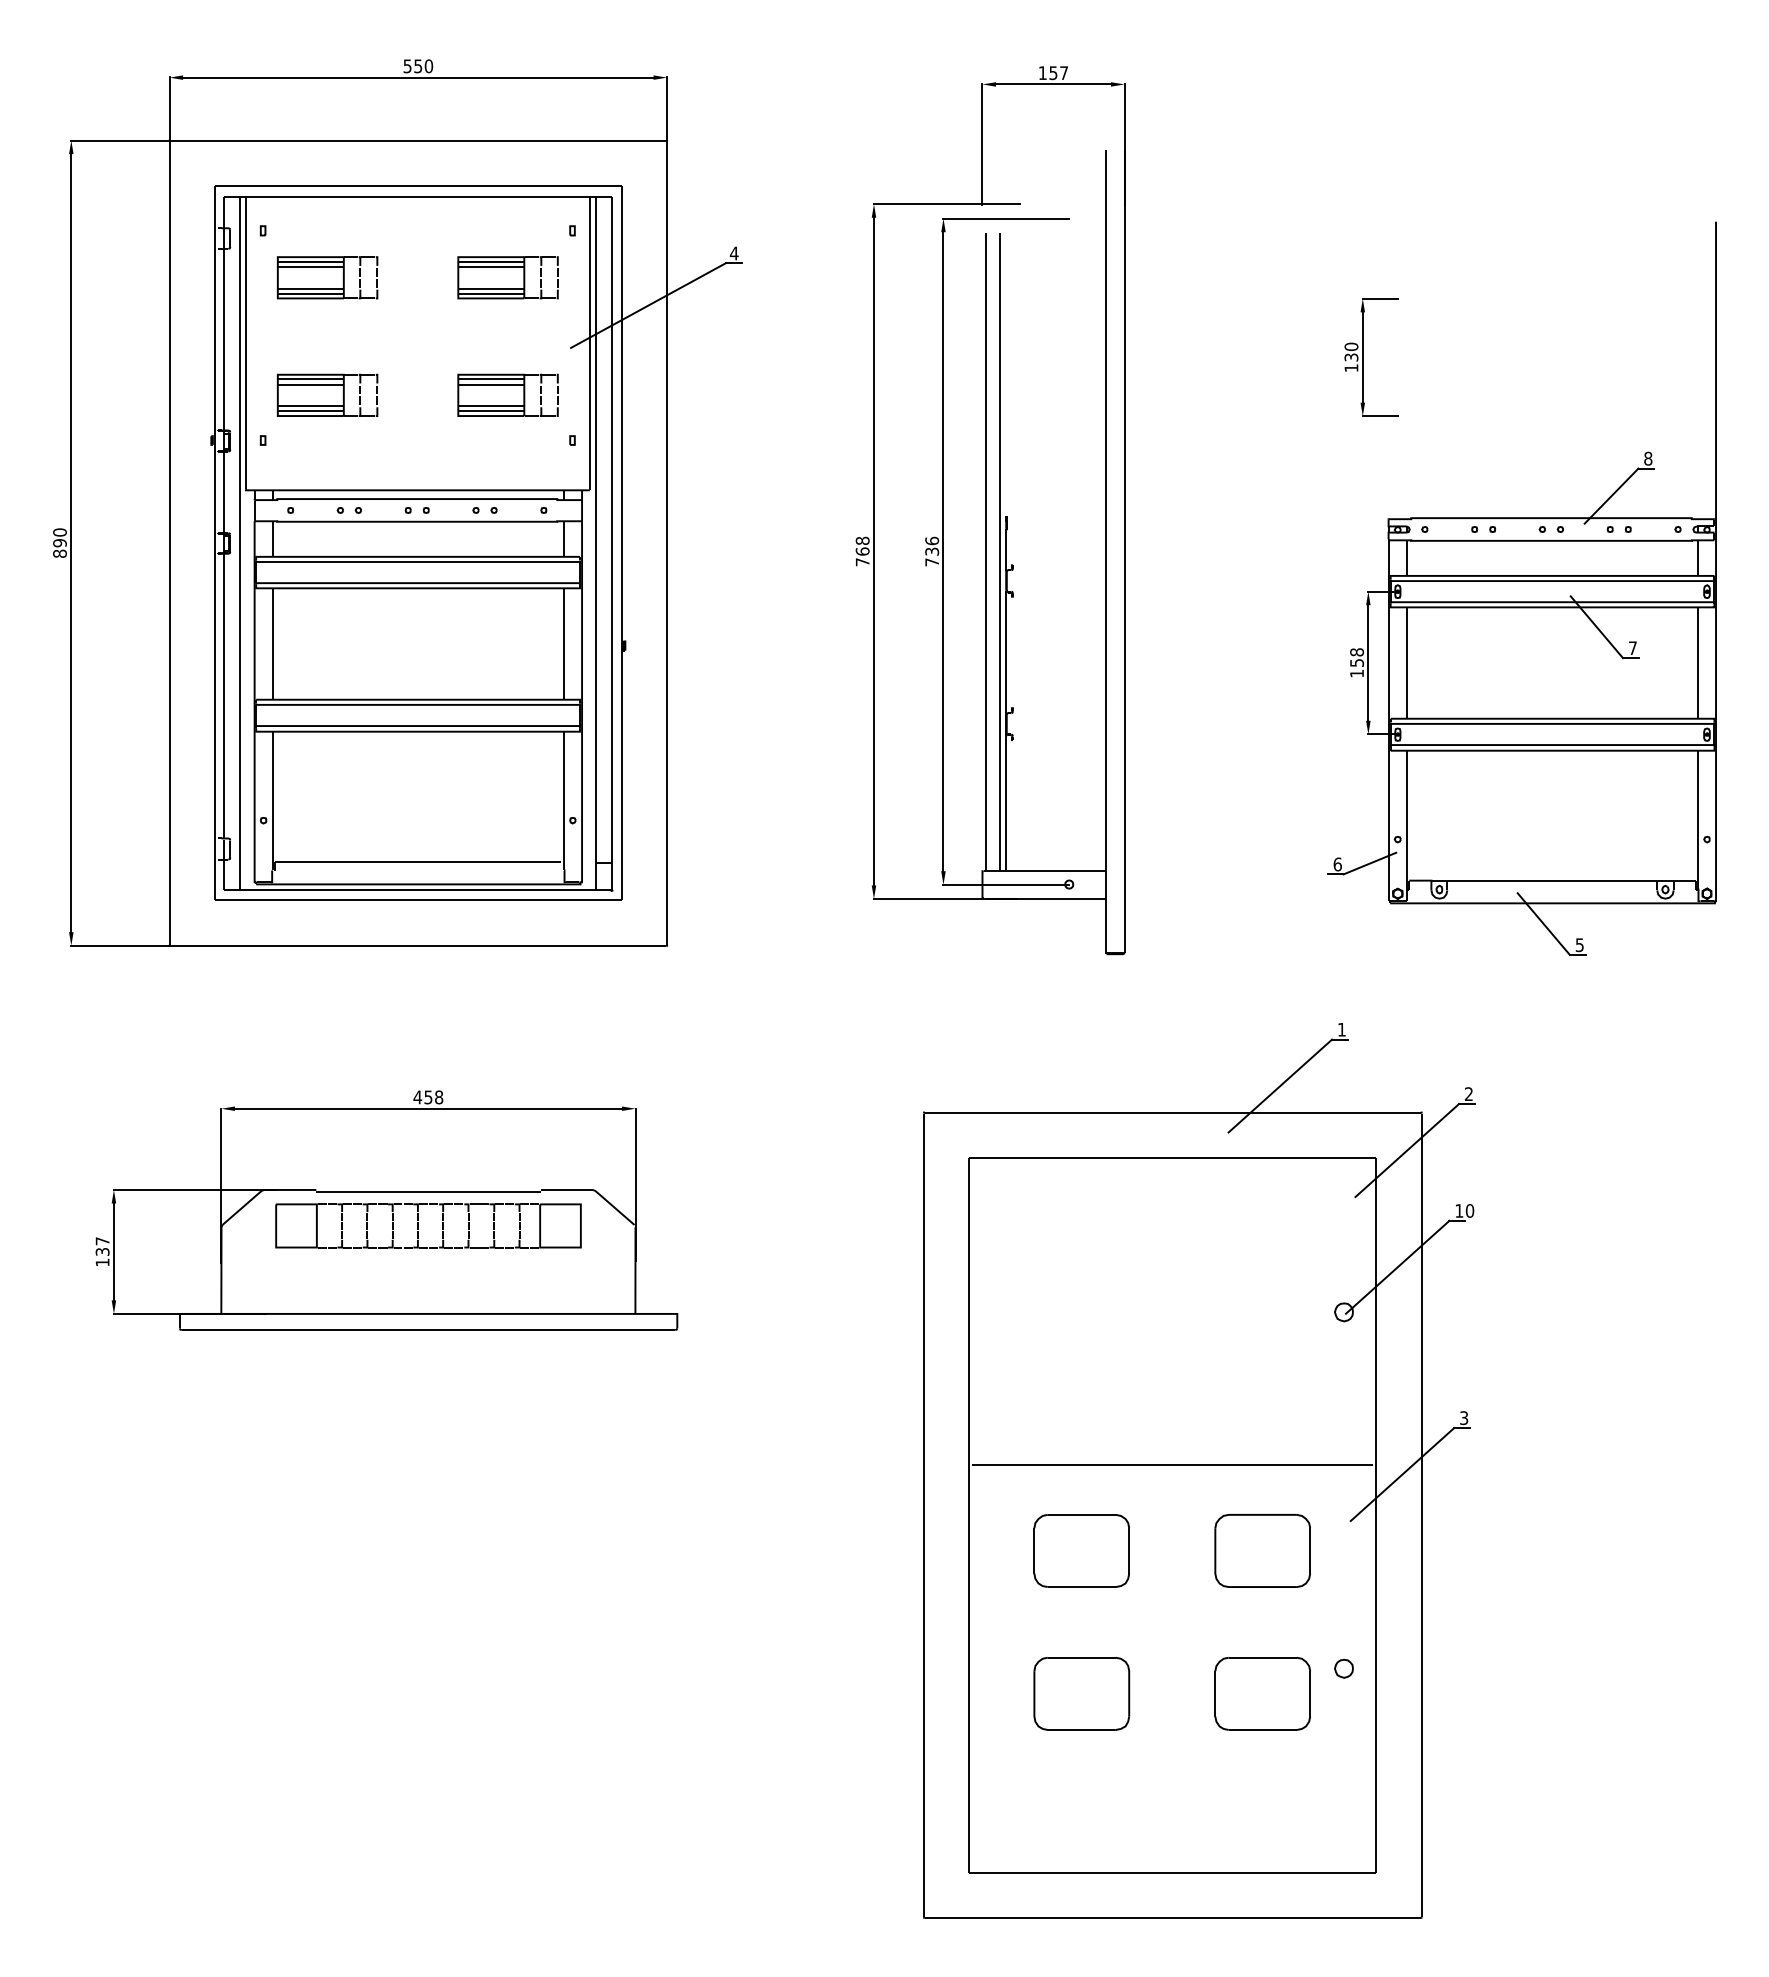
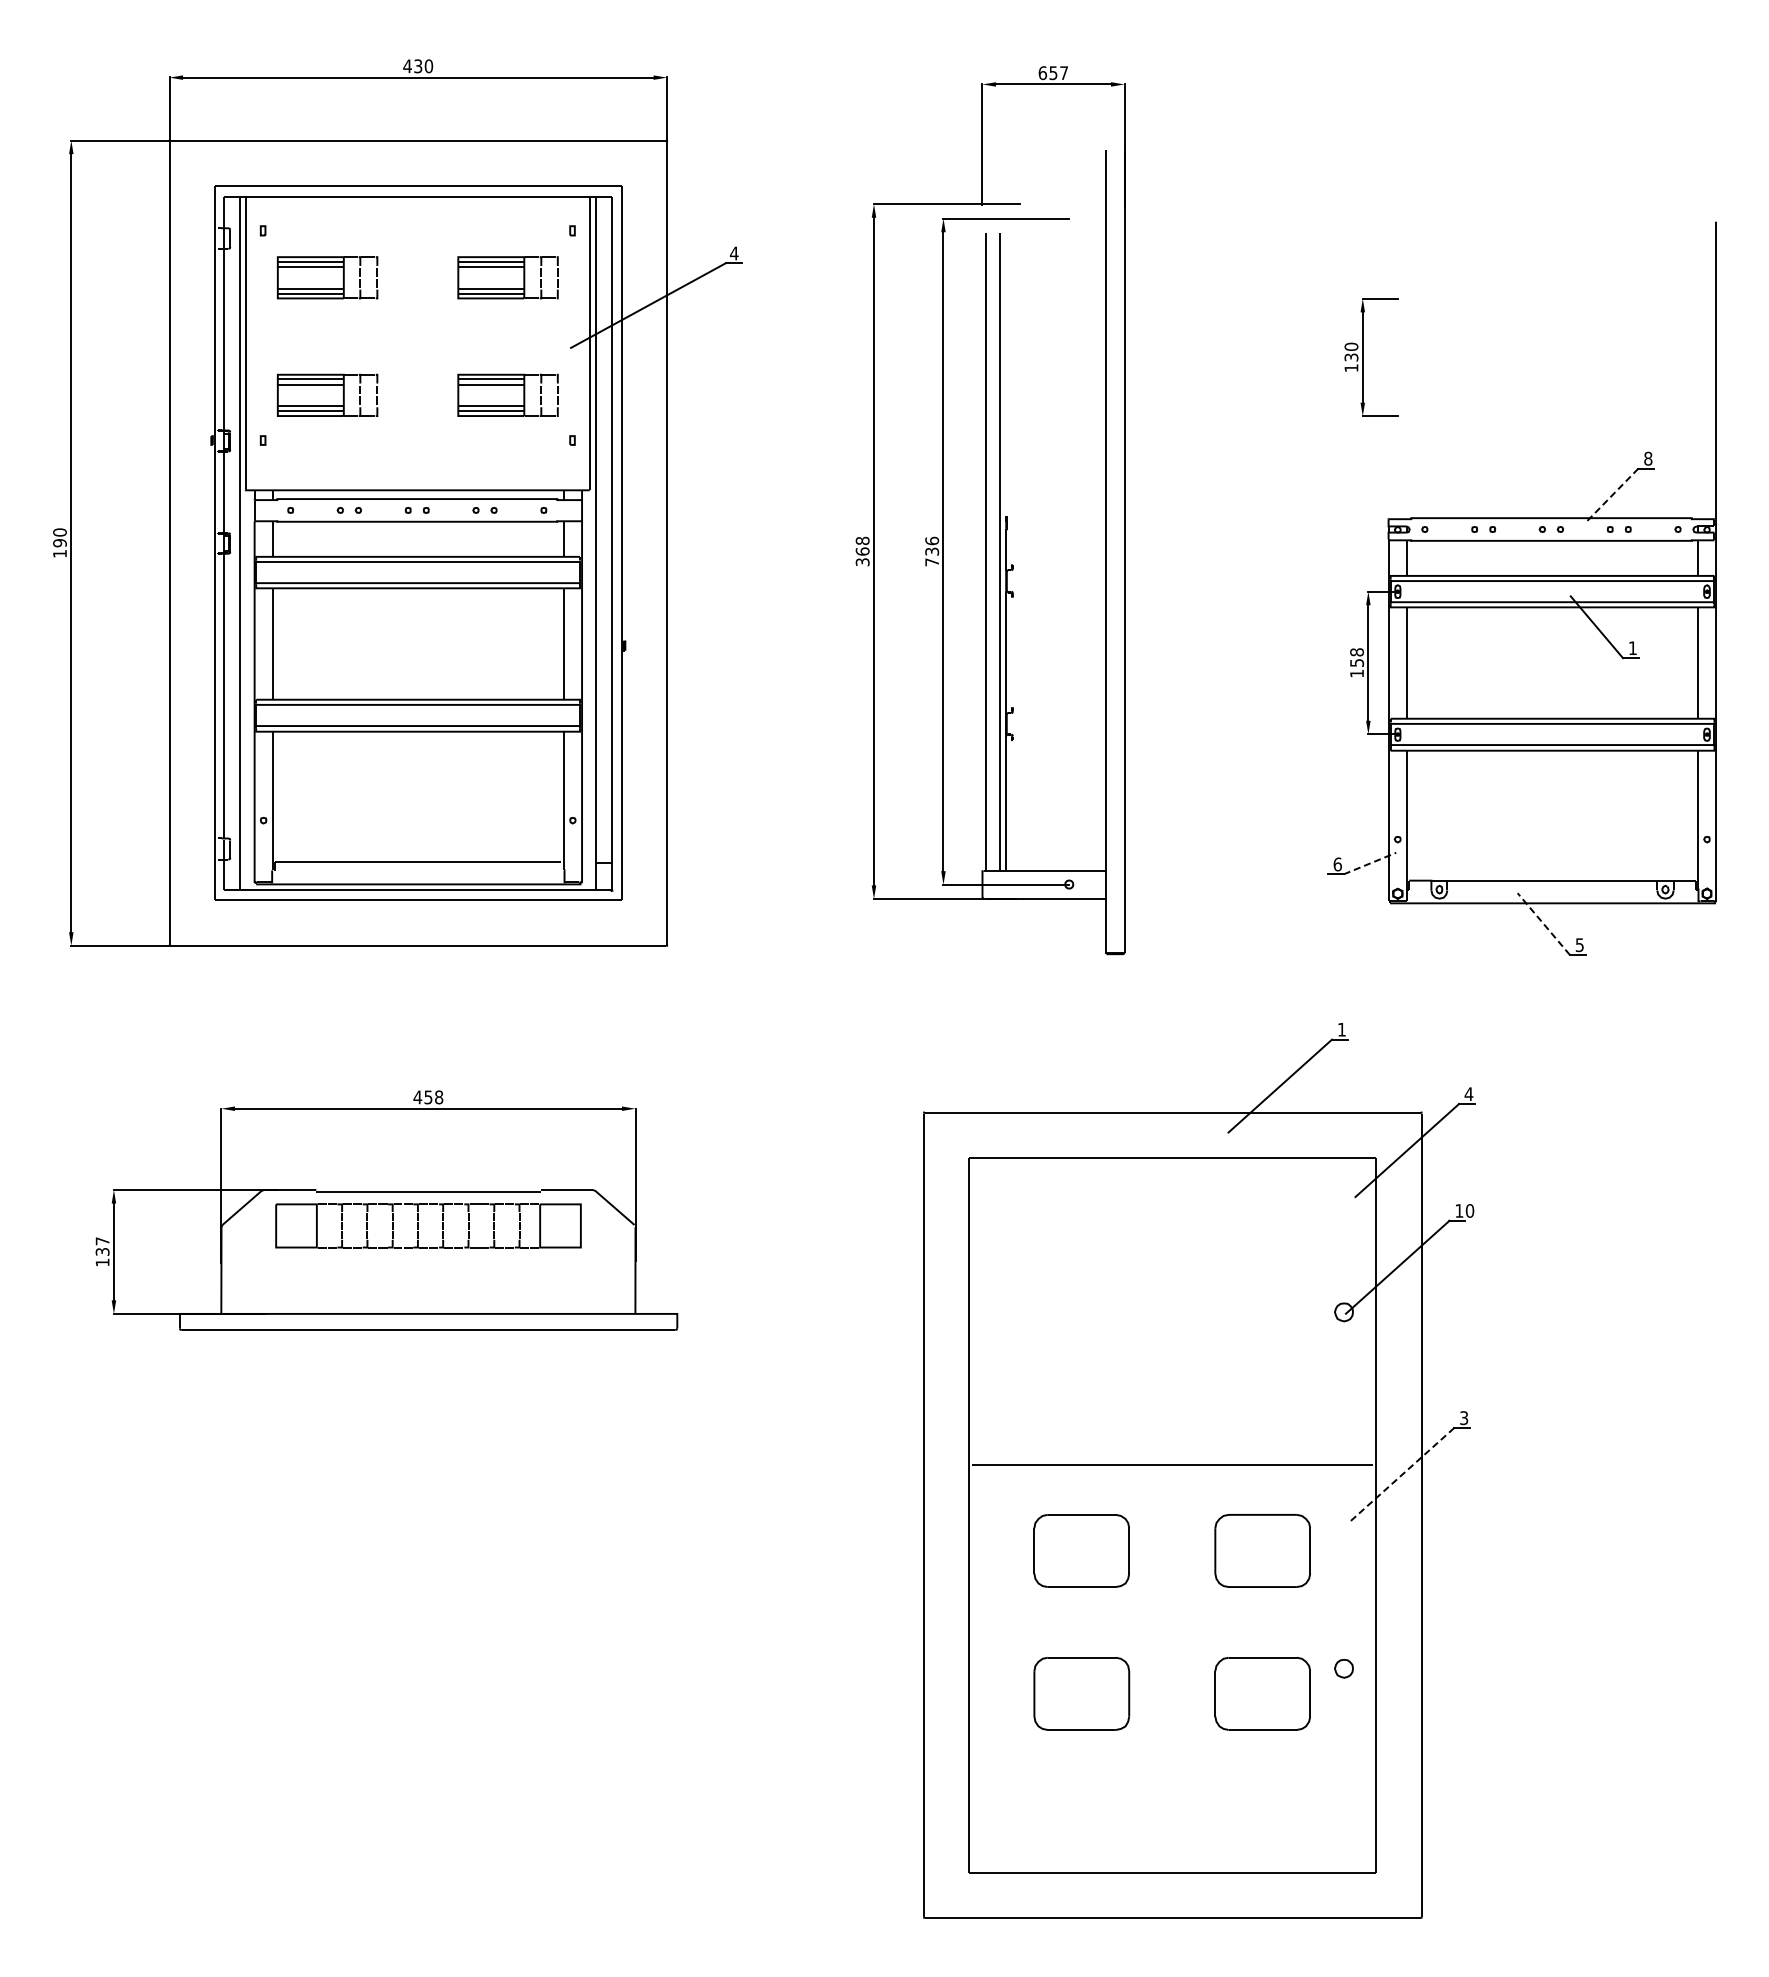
text: 550 -> 430 (412, 66)
text: 157 -> 657 (1042, 73)
line: solid -> dashed (1611, 496)
text: 890 -> 190 (59, 553)
text: 768 -> 368 (862, 562)
text: 7 -> 1 (1632, 647)
line: solid -> dashed (1370, 863)
line: solid -> dashed (1543, 923)
text: 2 -> 4 (1468, 1093)
line: solid -> dashed (1402, 1474)
